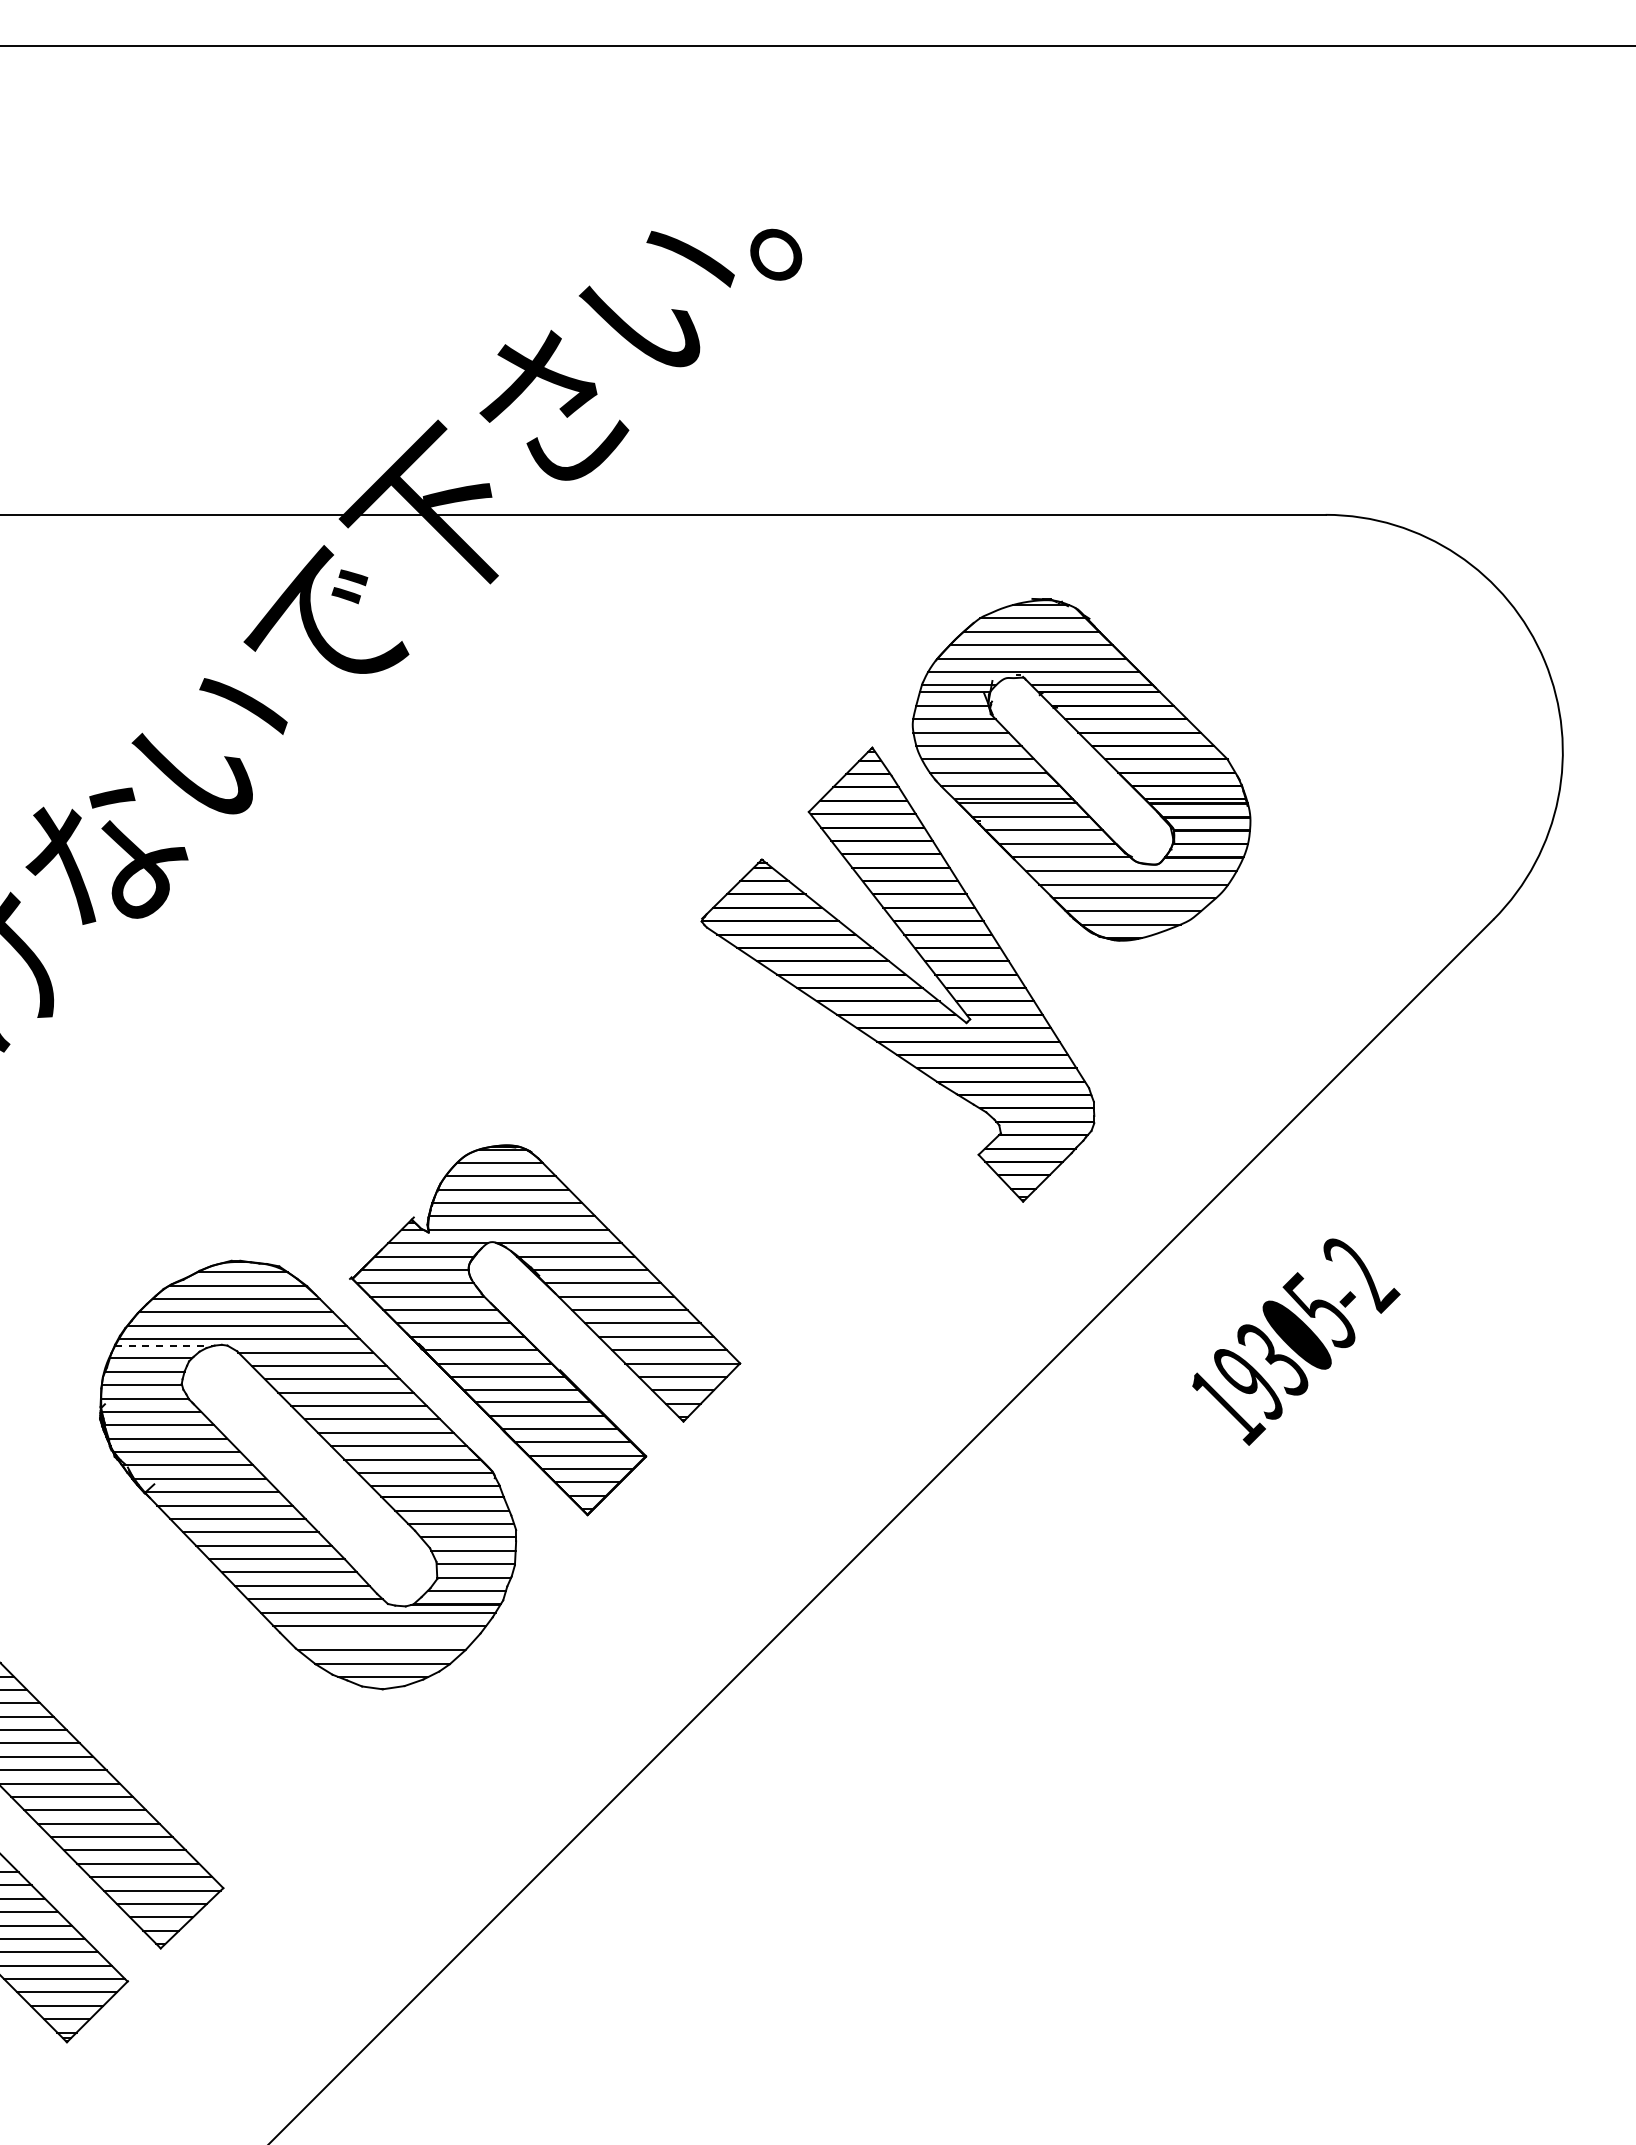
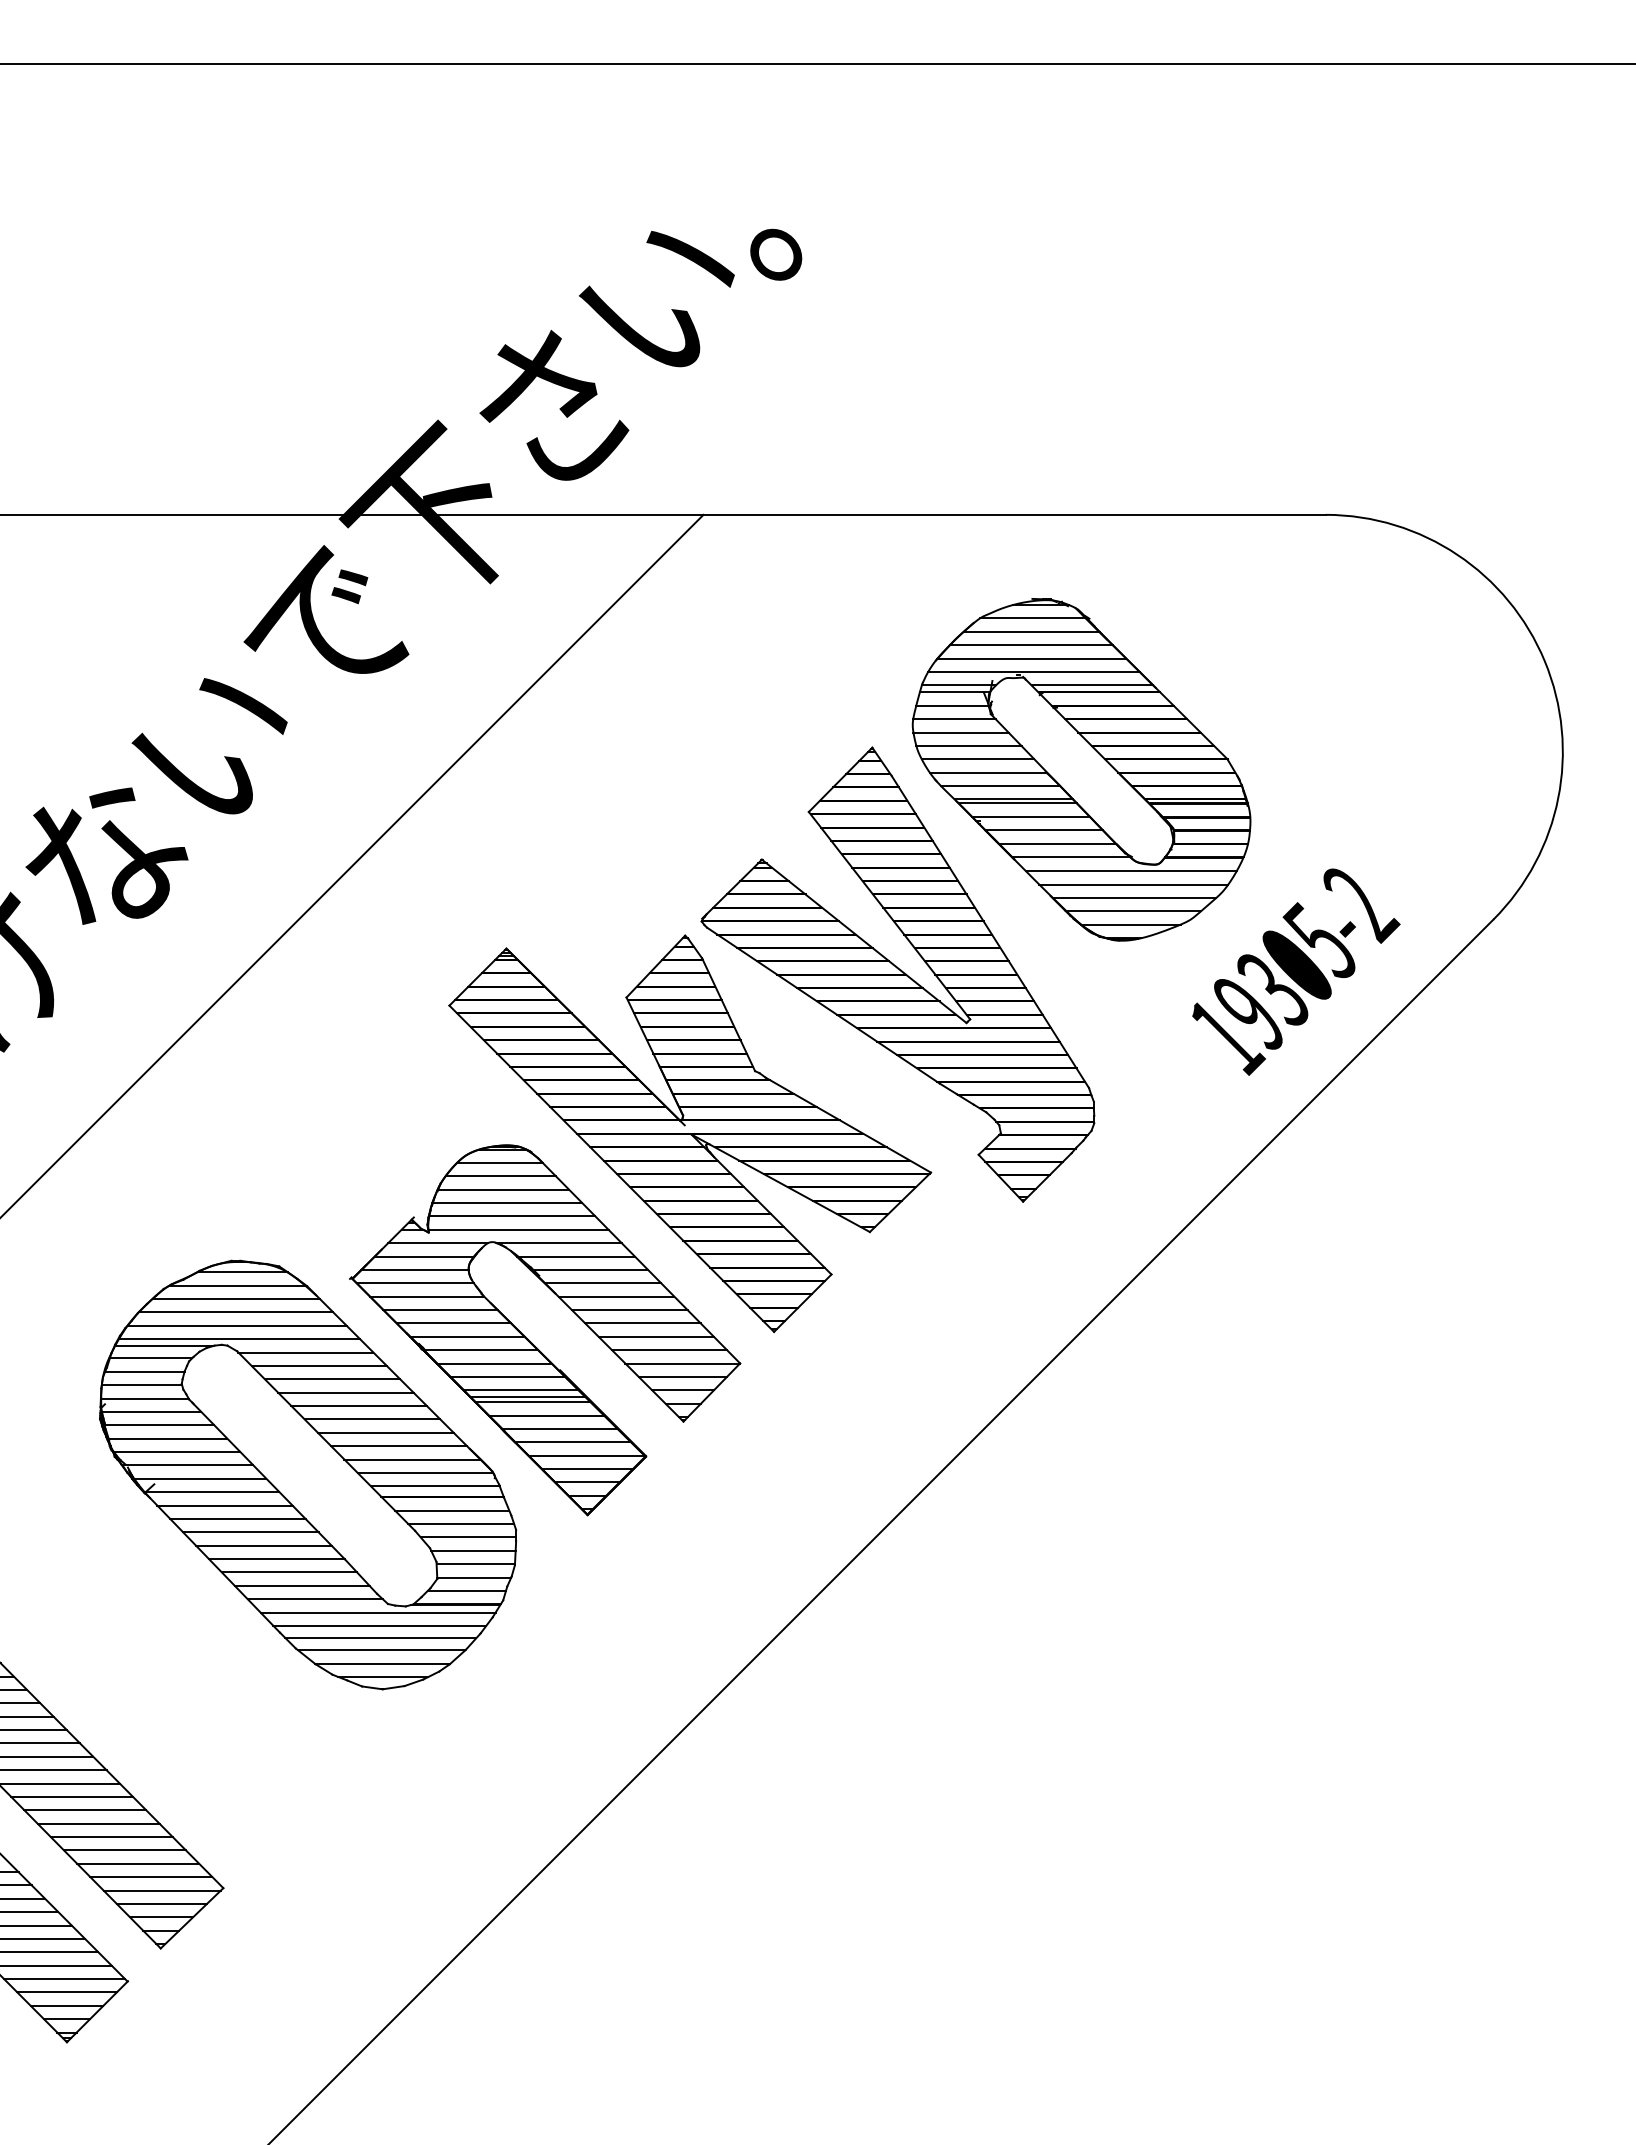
line position: (817, 46) -> (817, 64) (817, 64)
line: none -> present (352, 864)
part: none -> present (690, 1133)
text position: (1296, 1341) -> (1296, 971) (1296, 971)
line: dashed -> solid (163, 1346)
line: none -> present (527, 1396)
line: none -> present (380, 1638)
